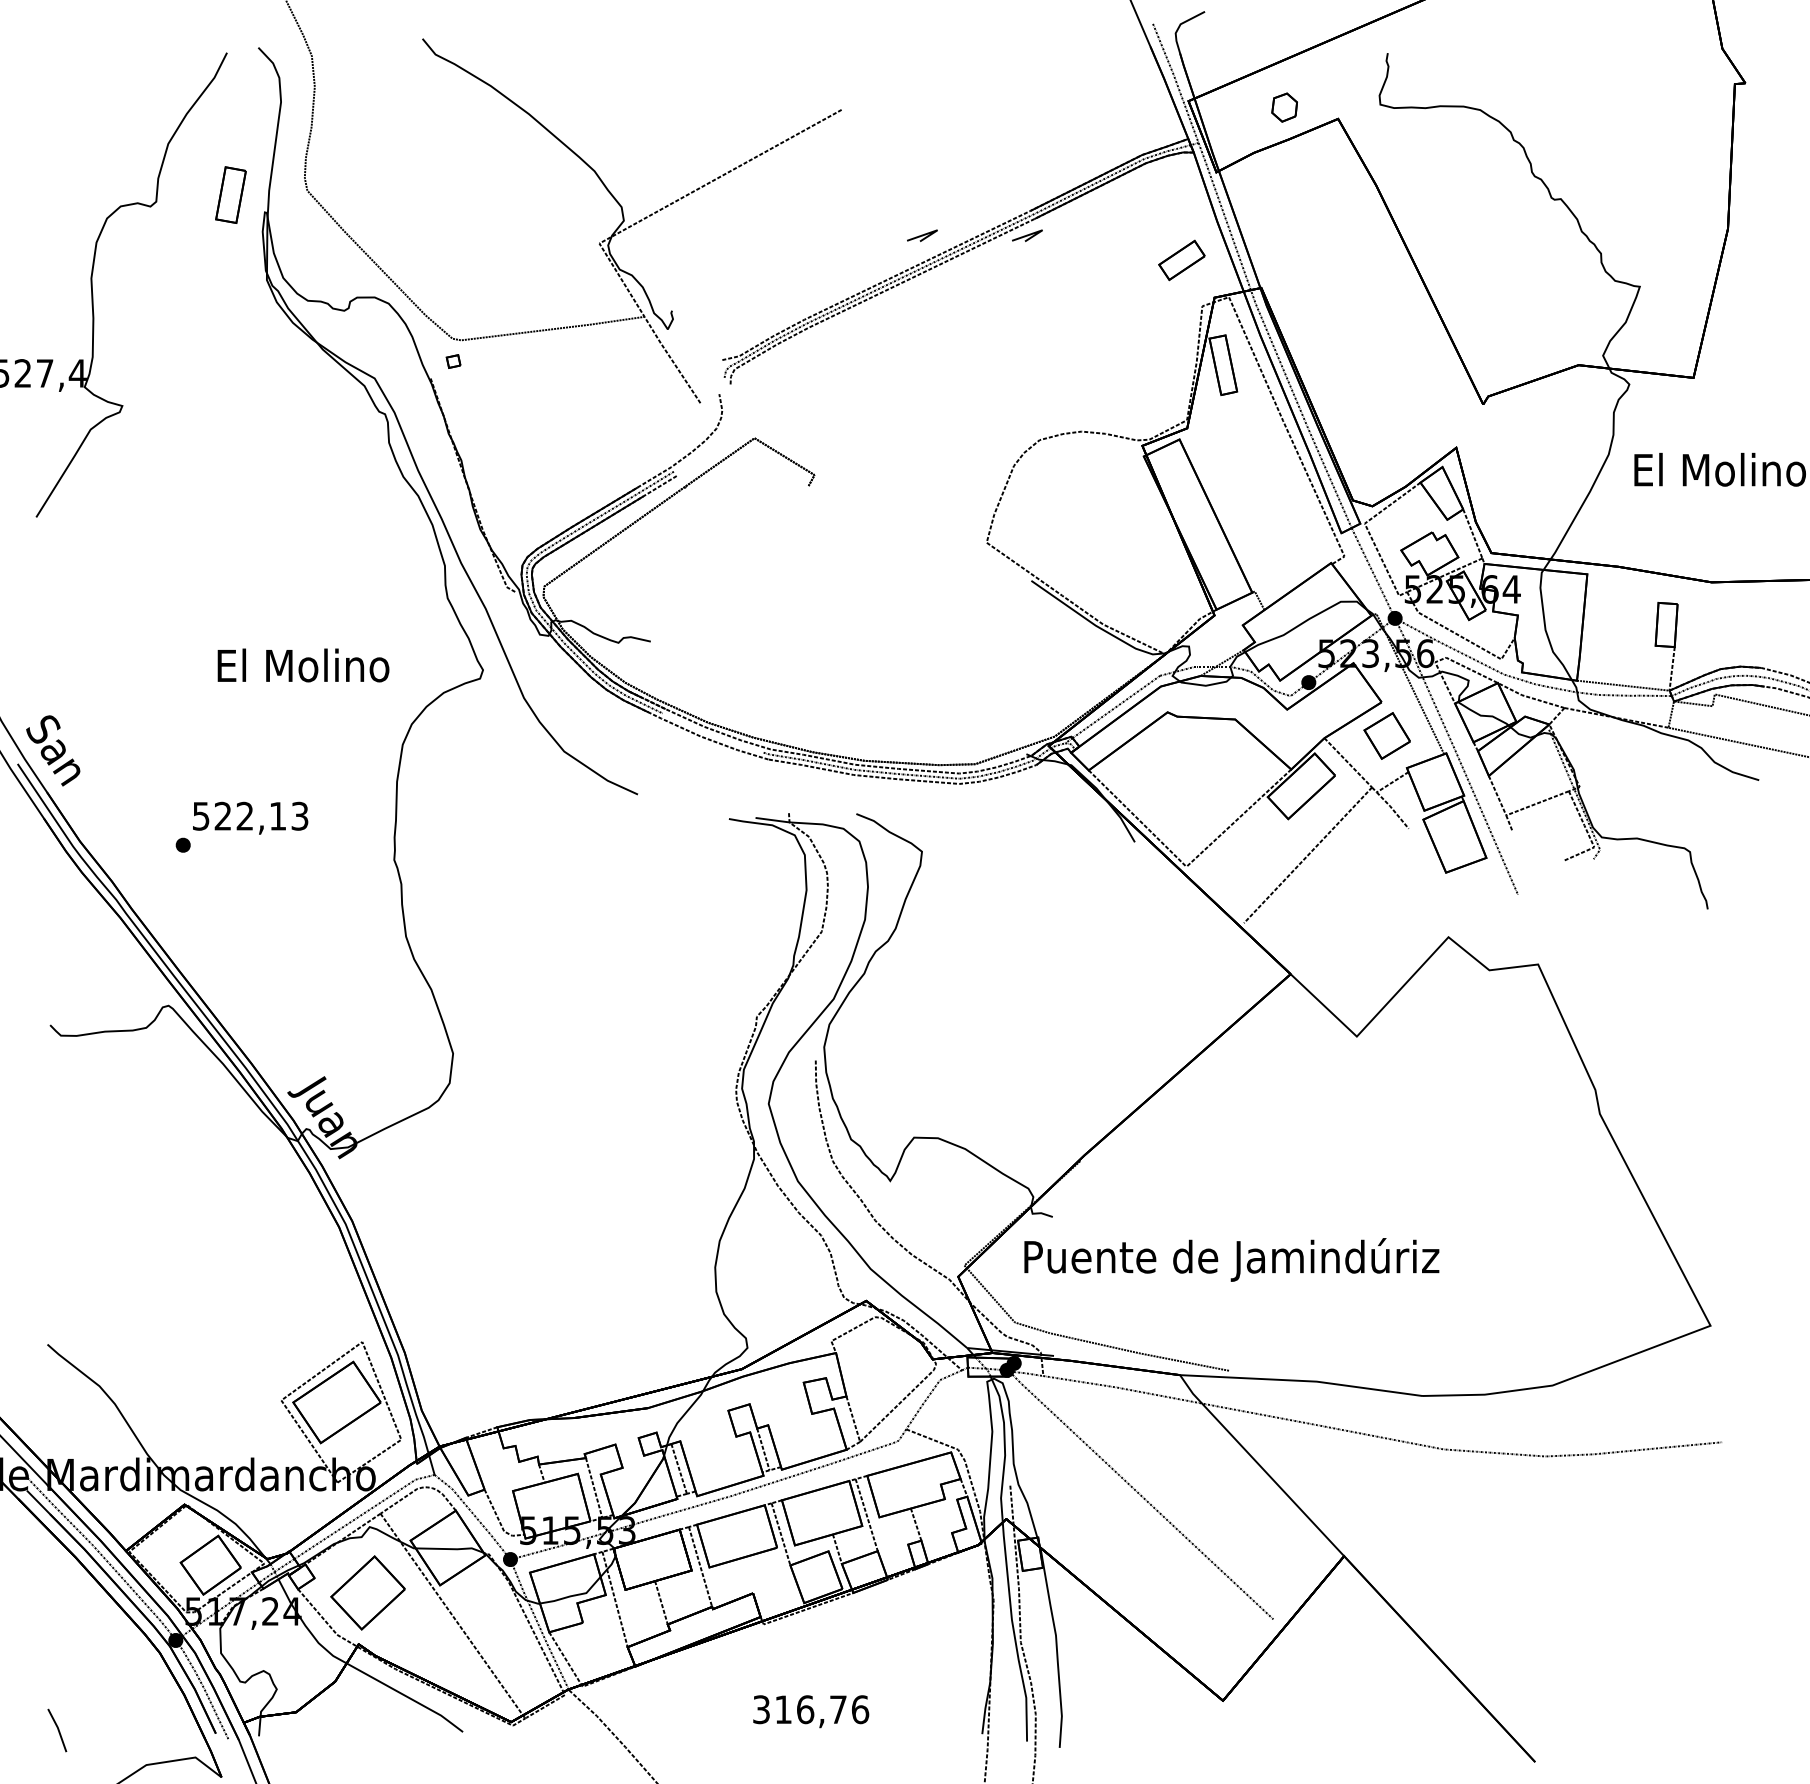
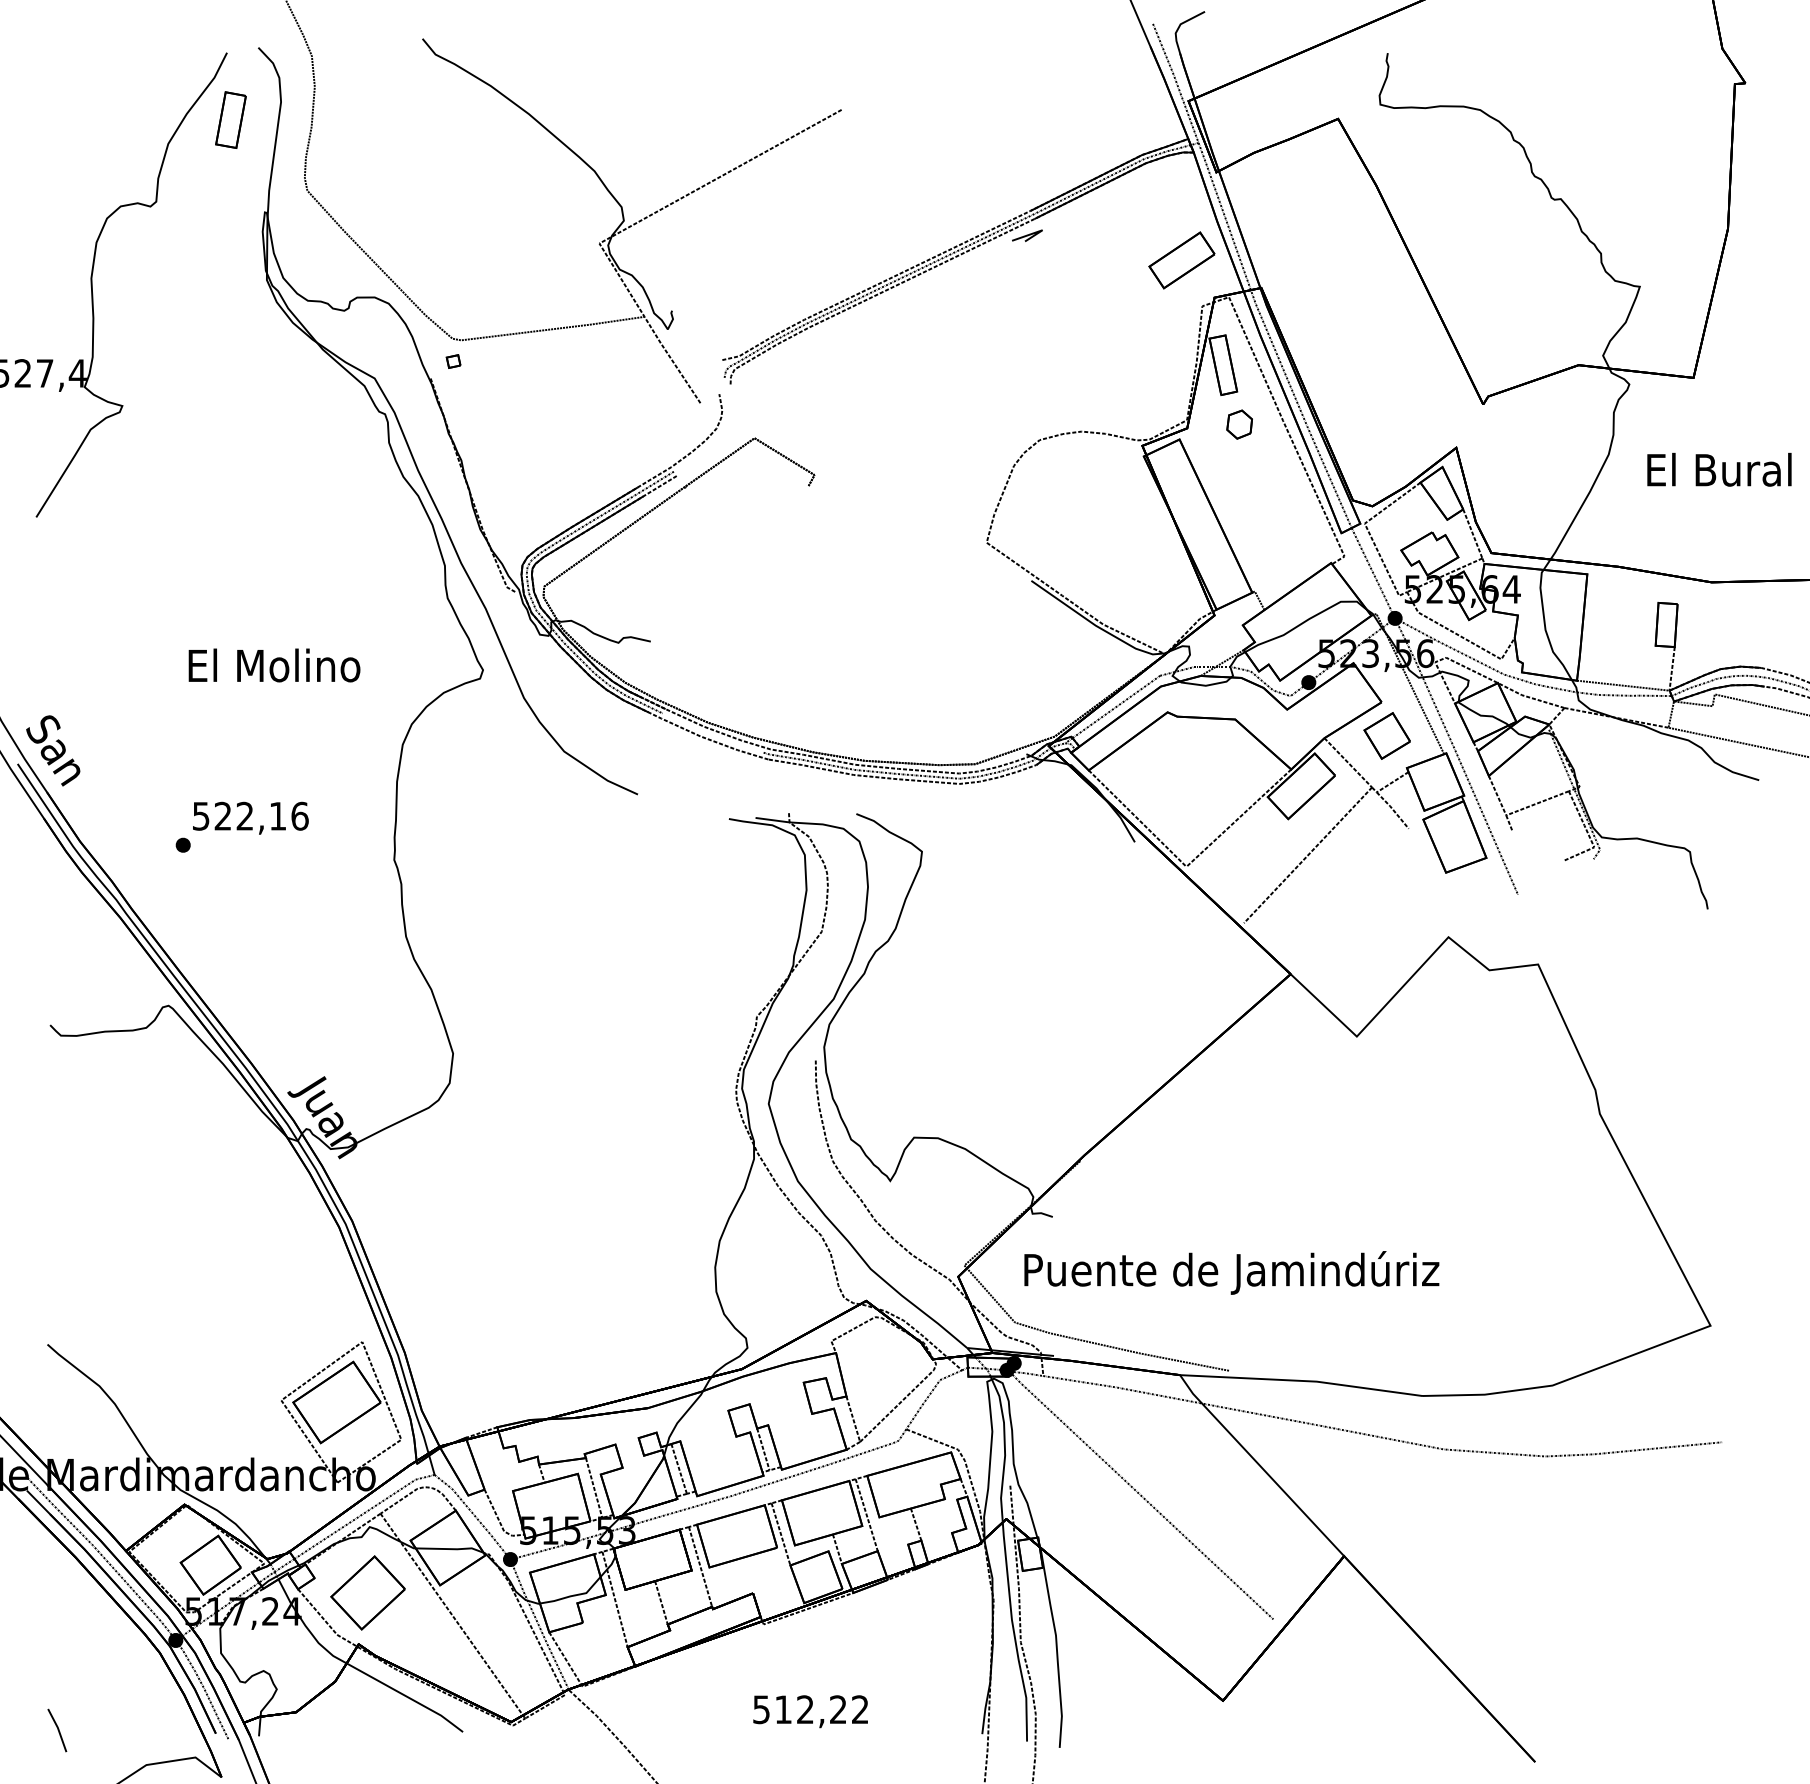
part position: (1284, 107) -> (1239, 424) (1239, 424)
part position: (230, 194) -> (230, 119) (230, 119)
line: present -> none (922, 235)
part size: 48x43 px -> 68x59 px (1181, 260)
text: El Molino -> El Bural (1719, 469)
text position: (303, 665) -> (274, 665) (274, 665)
text: 522,13 -> 522,16 (299, 815)
text position: (1231, 1259) -> (1231, 1272) (1231, 1272)
text: 316,76 -> 512,22 (811, 1709)
